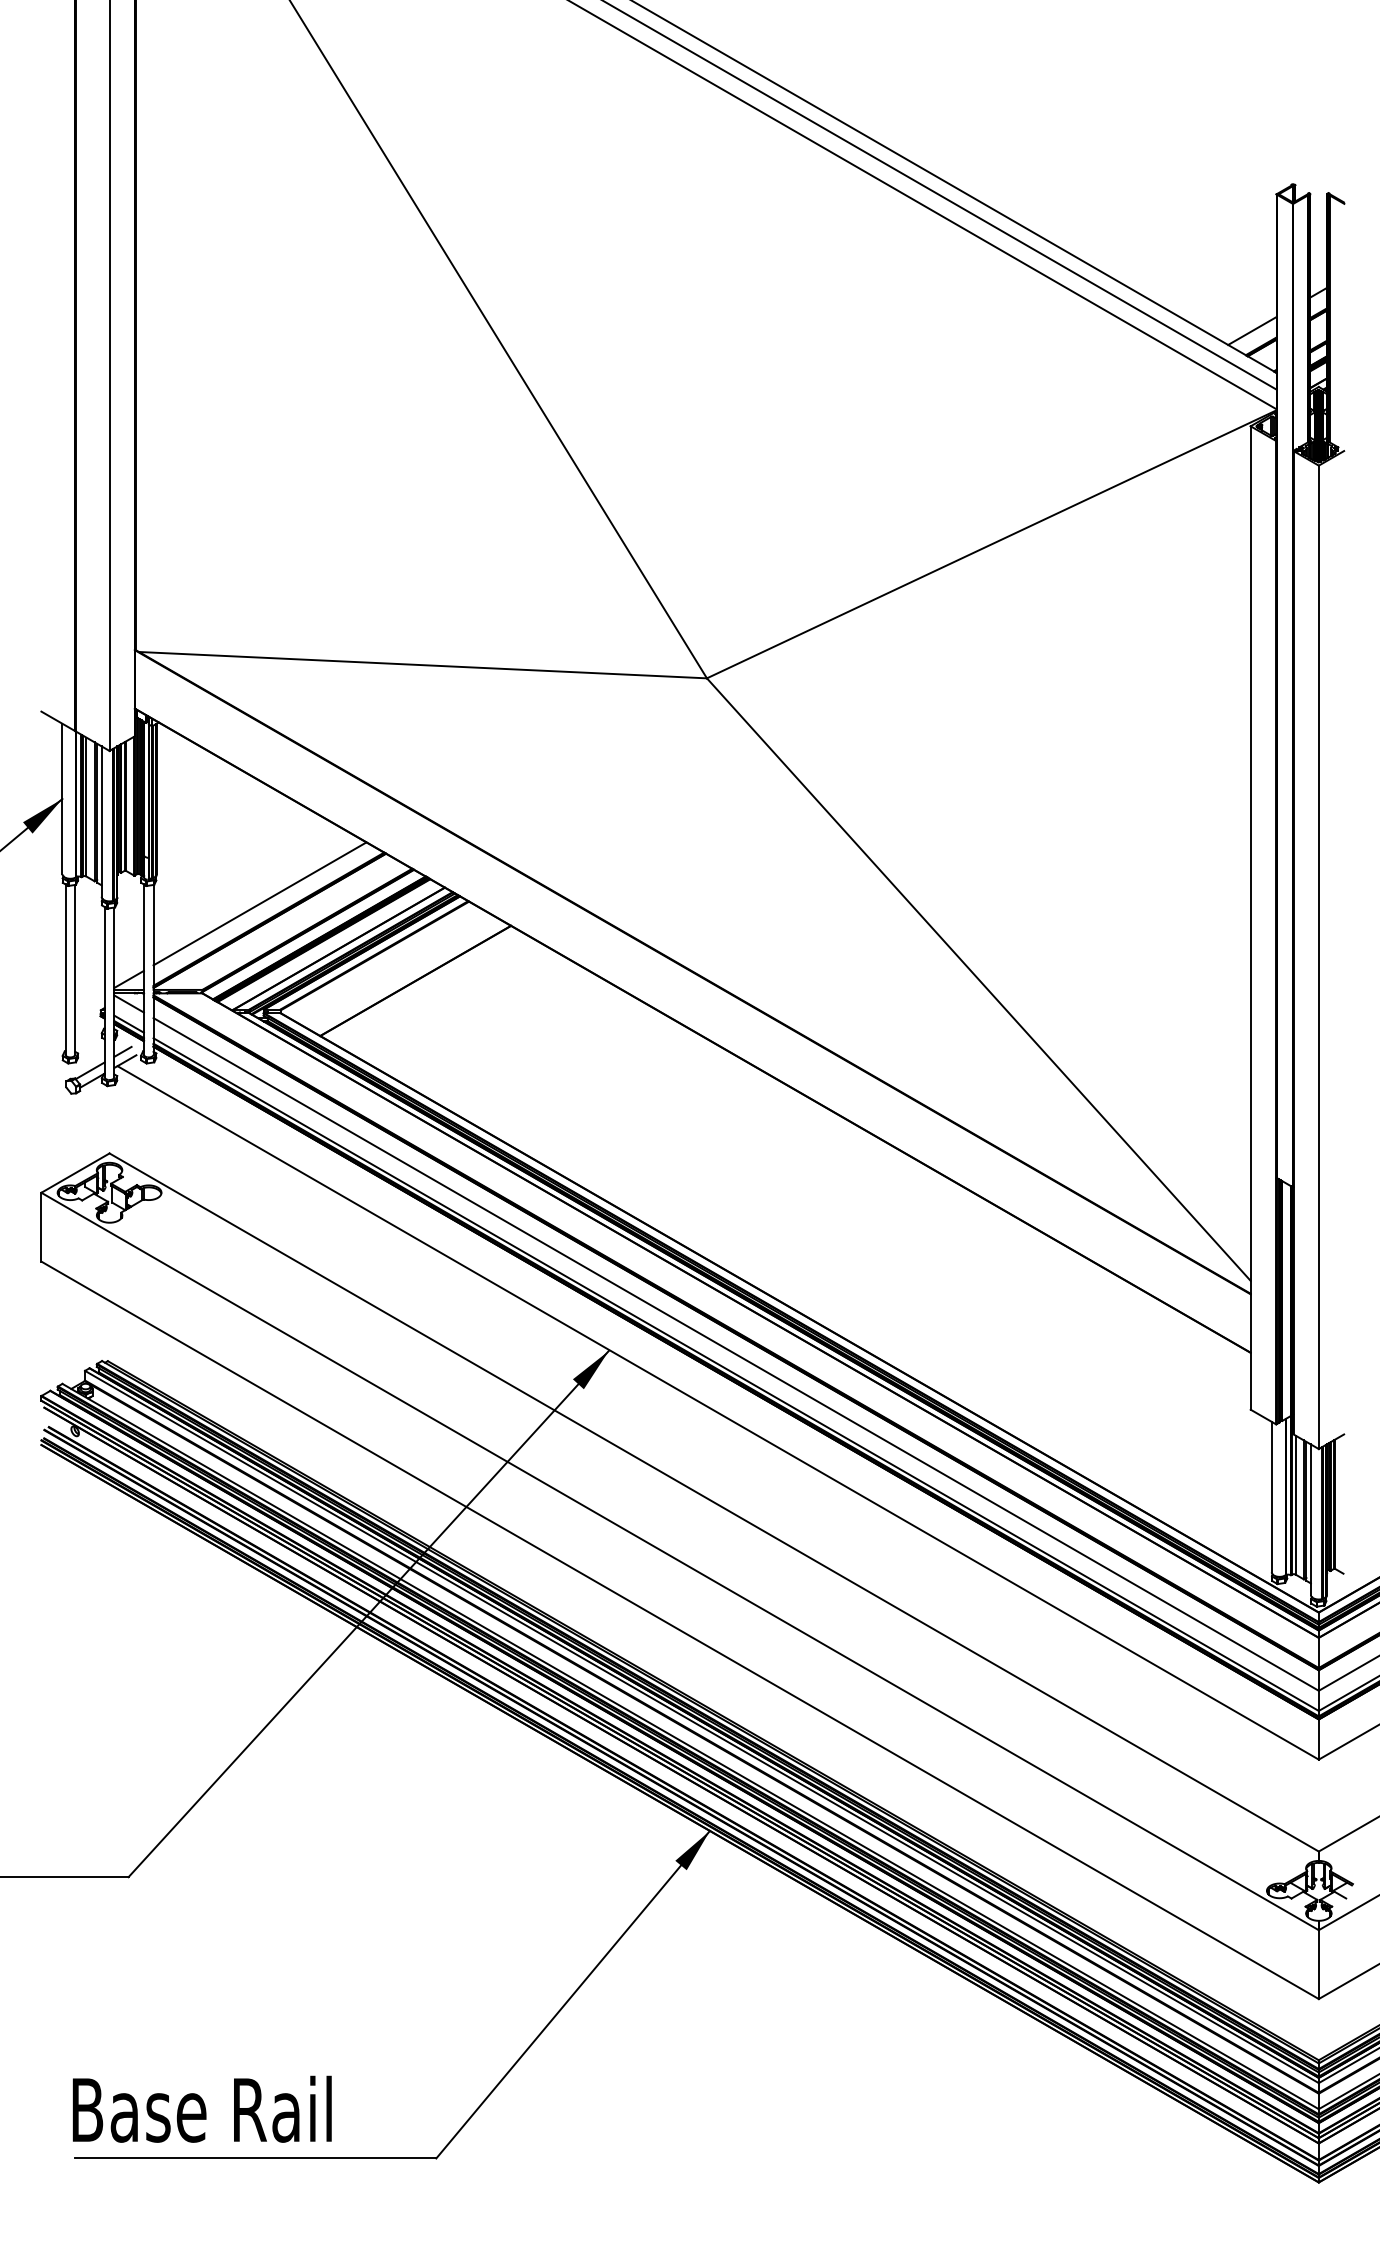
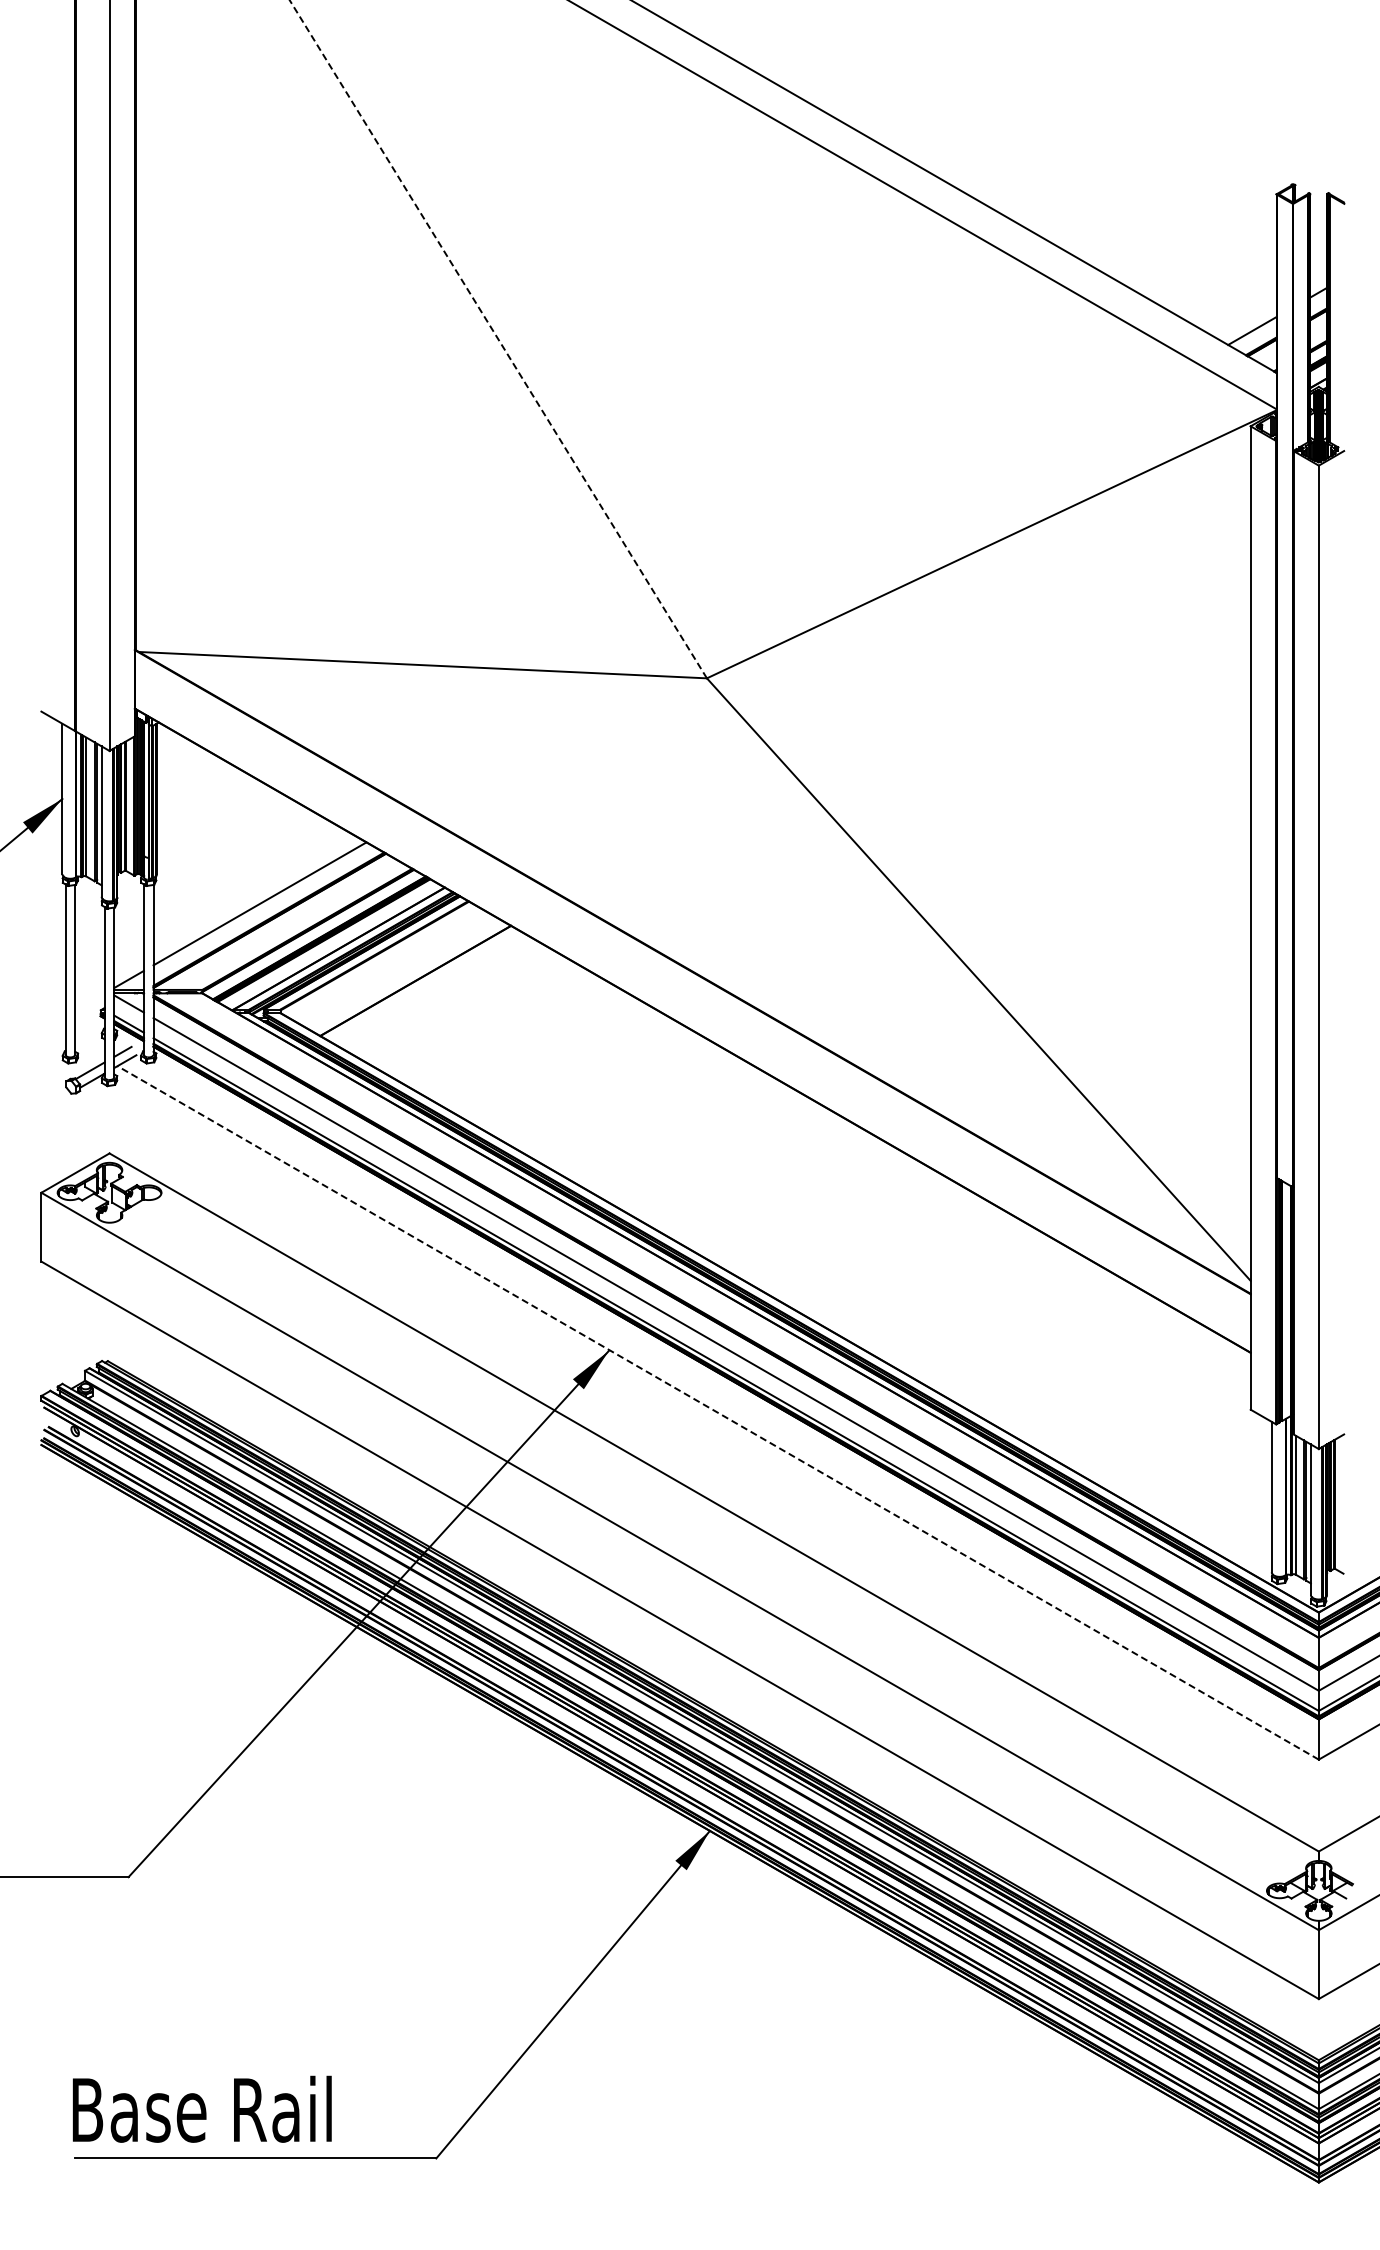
line: present -> none (940, 195)
line: solid -> dashed (498, 339)
line: solid -> dashed (718, 1412)
